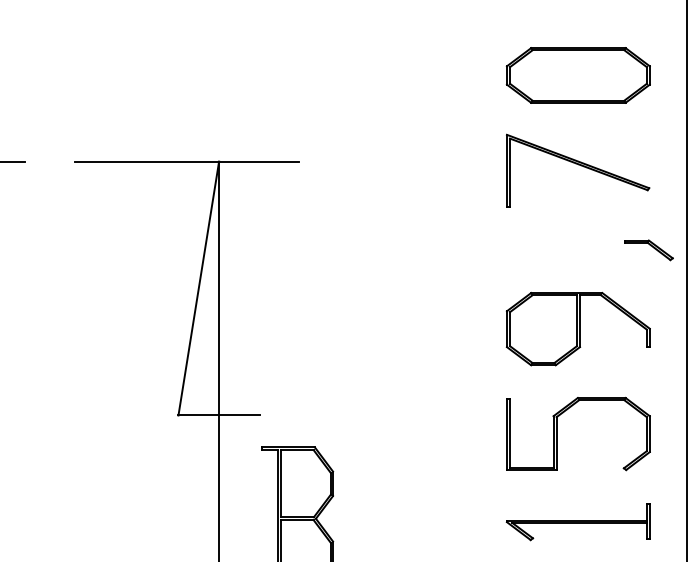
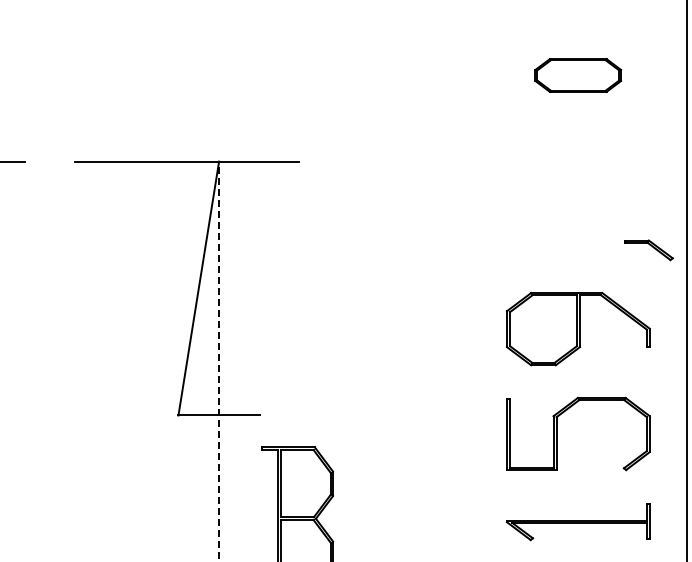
part size: 146x57 px -> 89x35 px (578, 75)
part: present -> none (578, 170)
line: solid -> dashed (219, 361)
